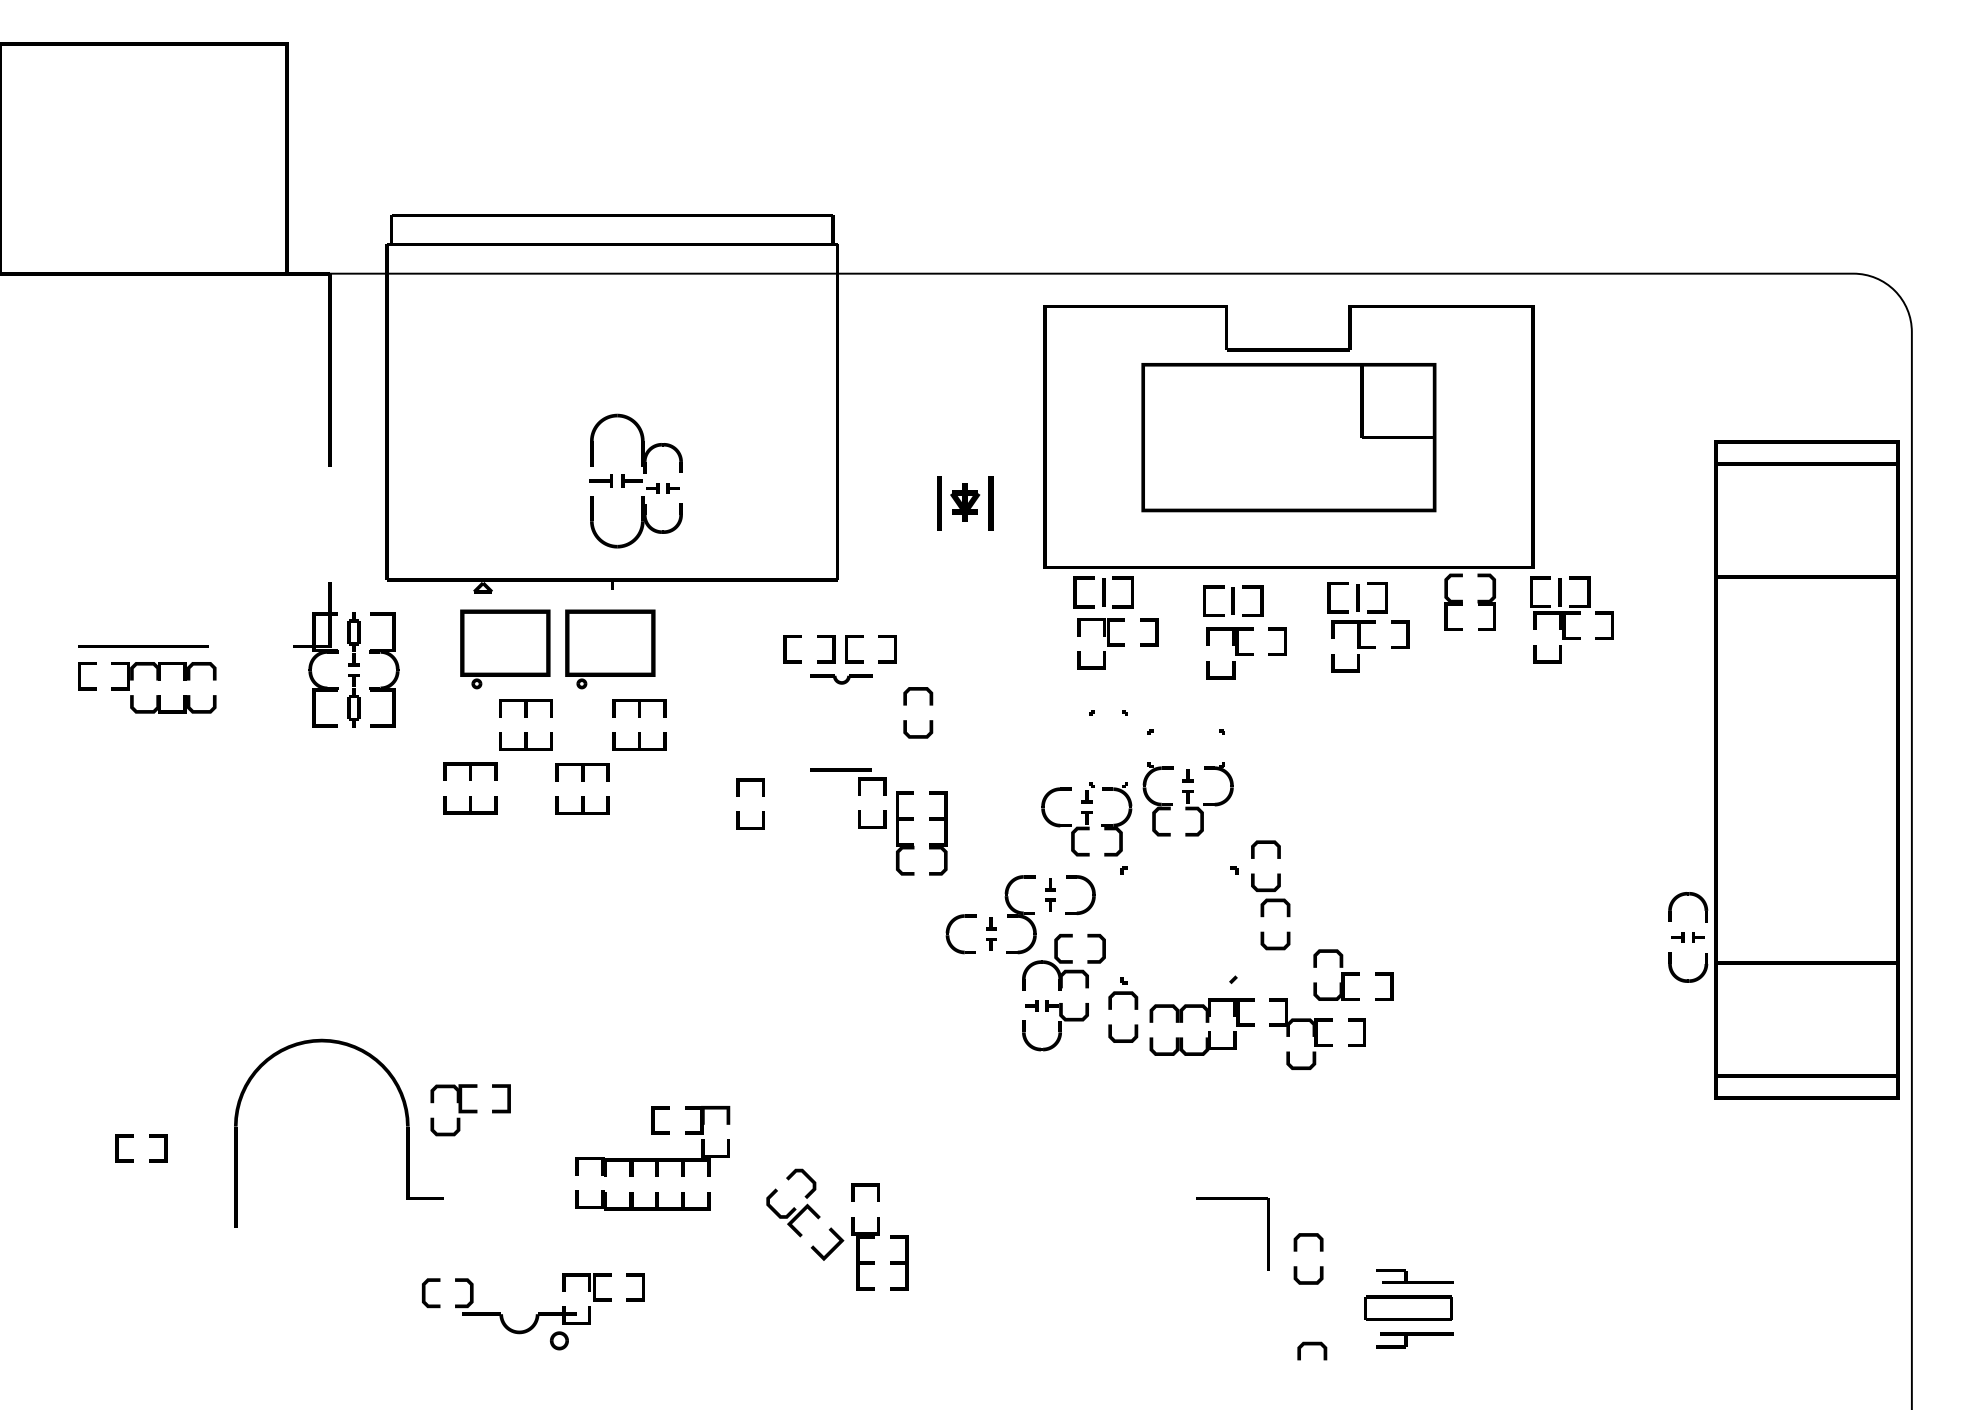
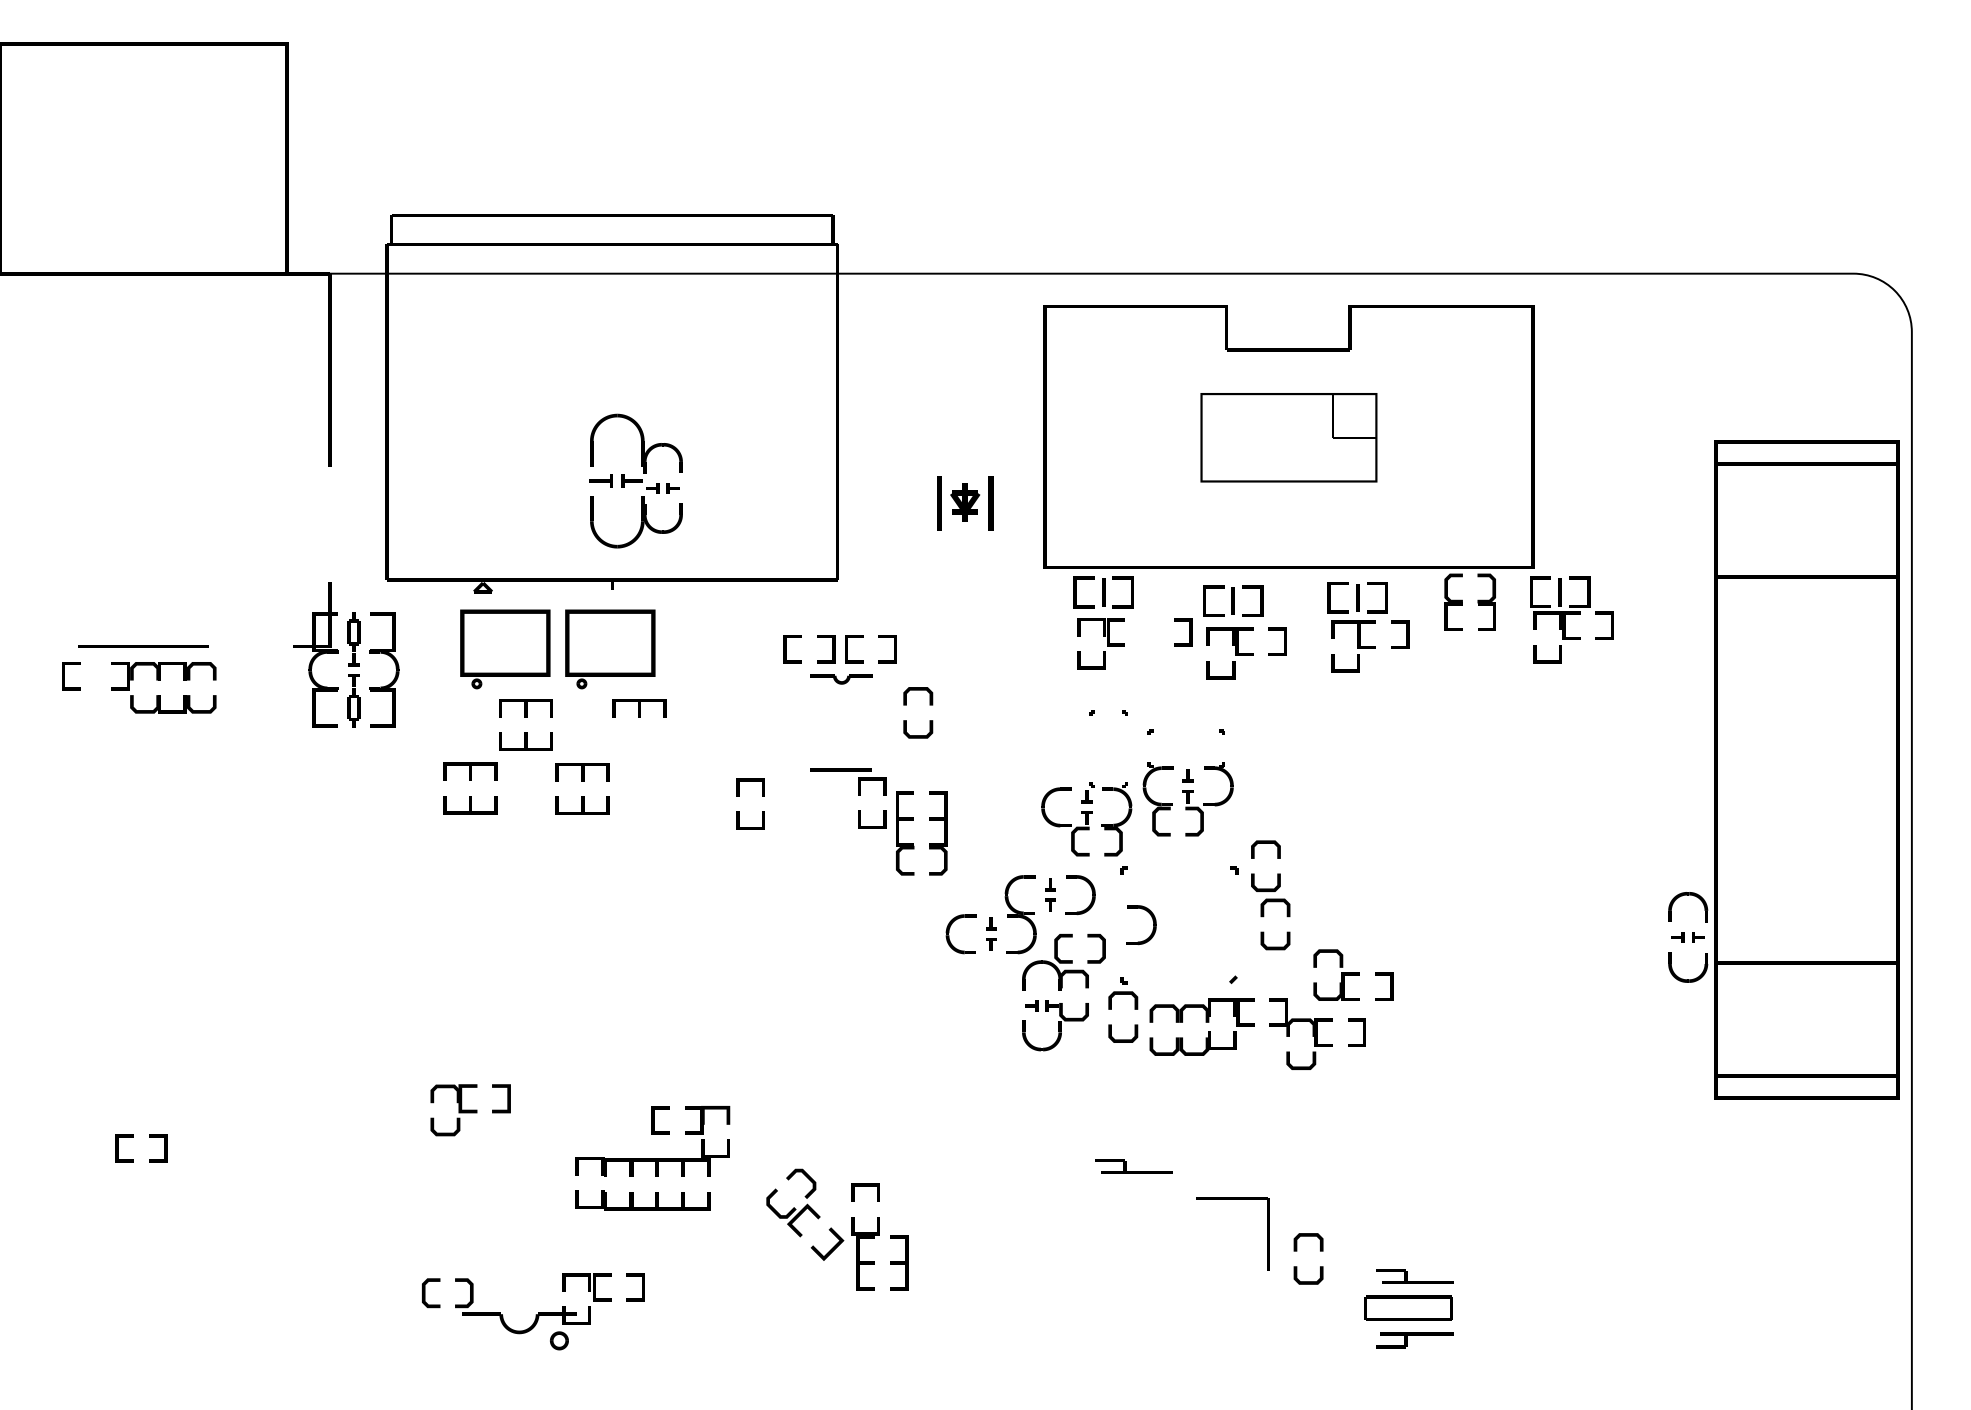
part size: 296x150 px -> 178x90 px (1288, 437)
line position: (1155, 632) -> (1189, 632) (1189, 632)
line position: (80, 676) -> (64, 676) (64, 676)
part: present -> none (639, 741)
curve: none -> present (1152, 929)
part: present -> none (405, 1122)
part: none -> present (1133, 1166)
curve: present -> none (1312, 1345)
